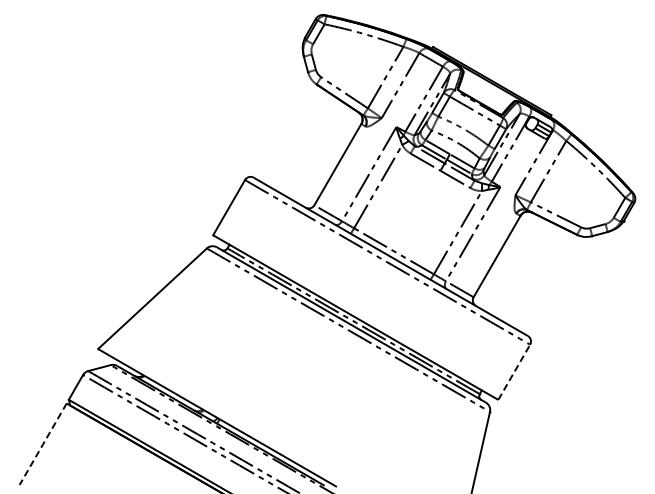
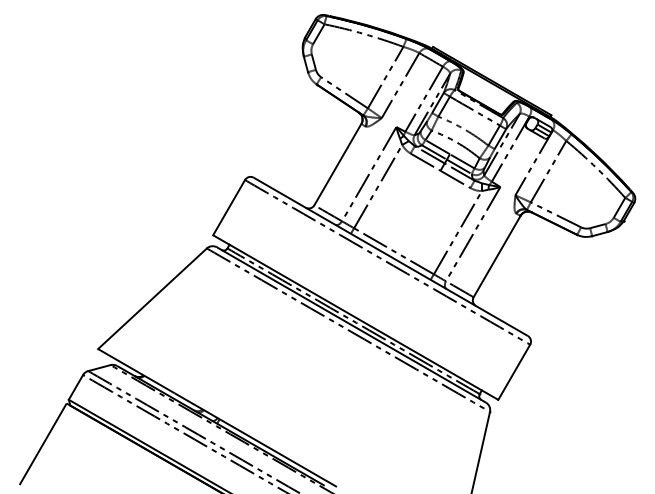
line: dashed -> solid (514, 372)
line: dashed -> solid (42, 444)
